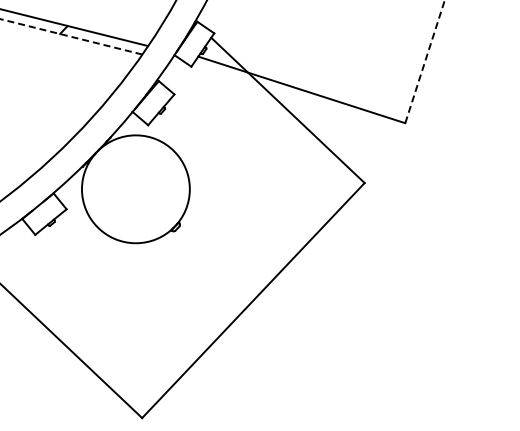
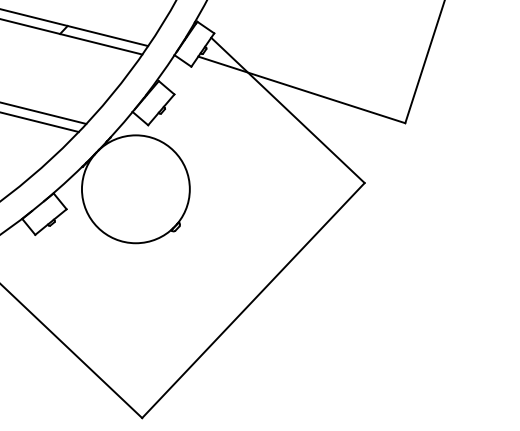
line: dashed -> solid (71, 36)
line: dashed -> solid (425, 61)
line: none -> present (44, 113)
line: none -> present (40, 122)
